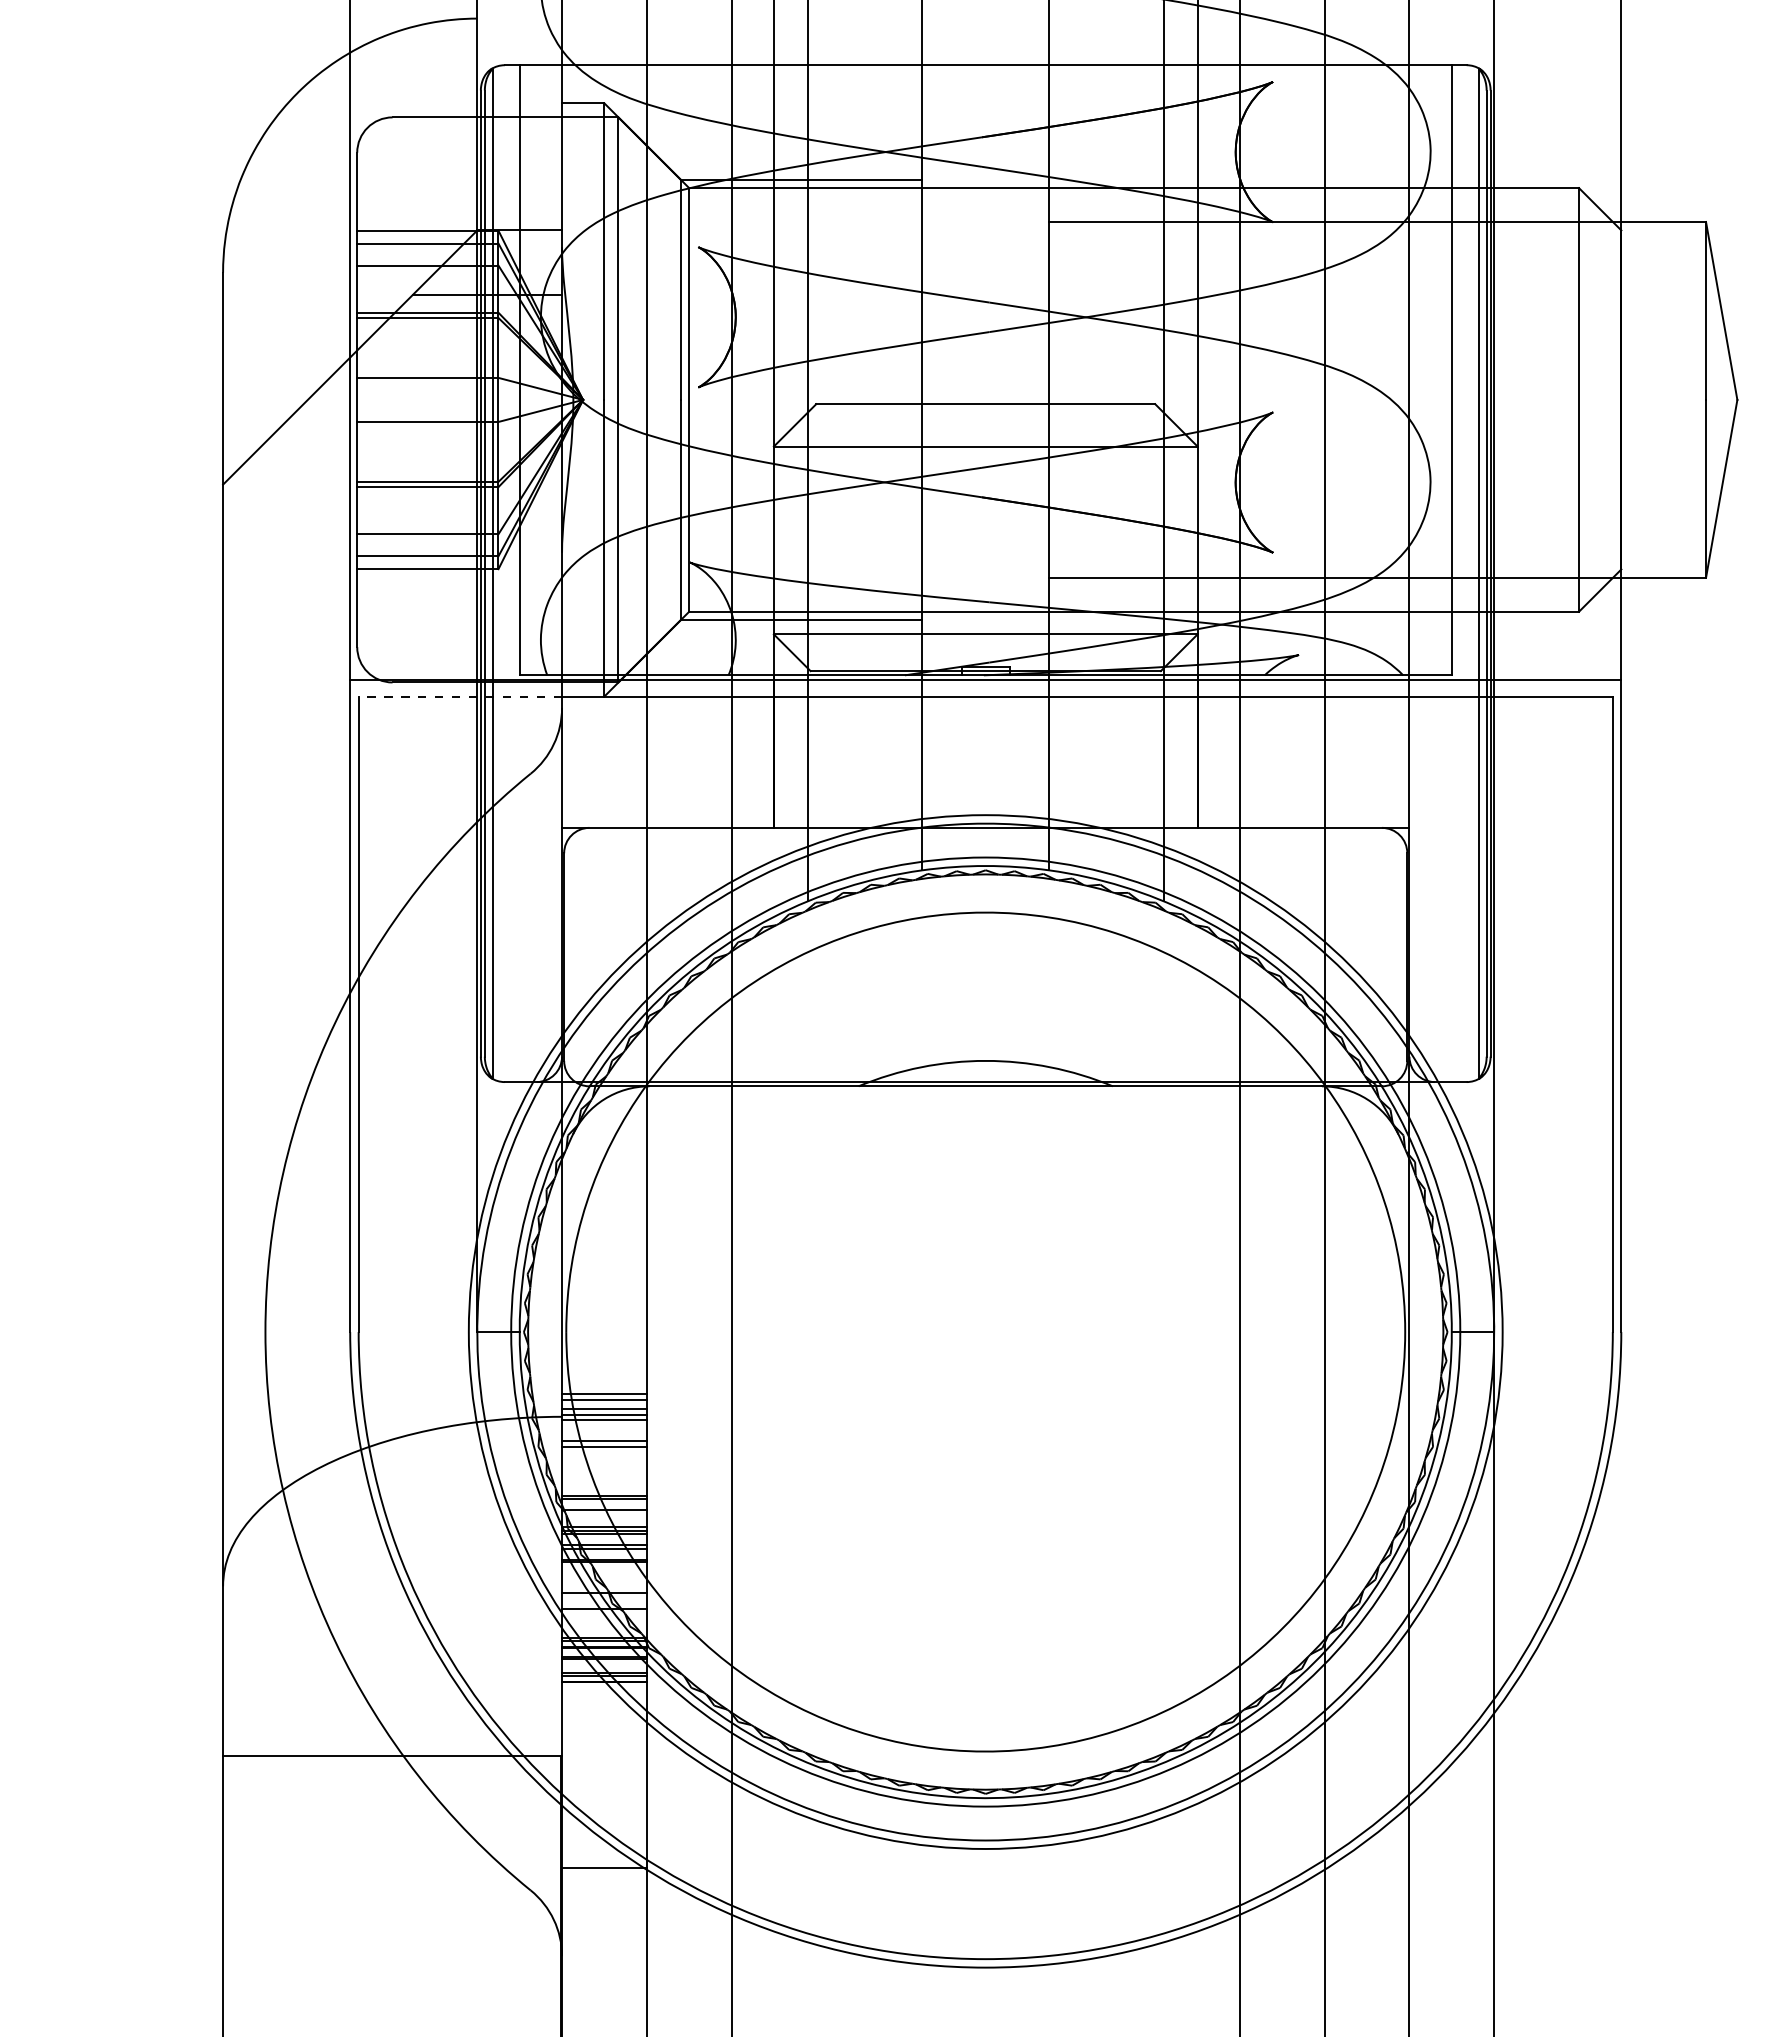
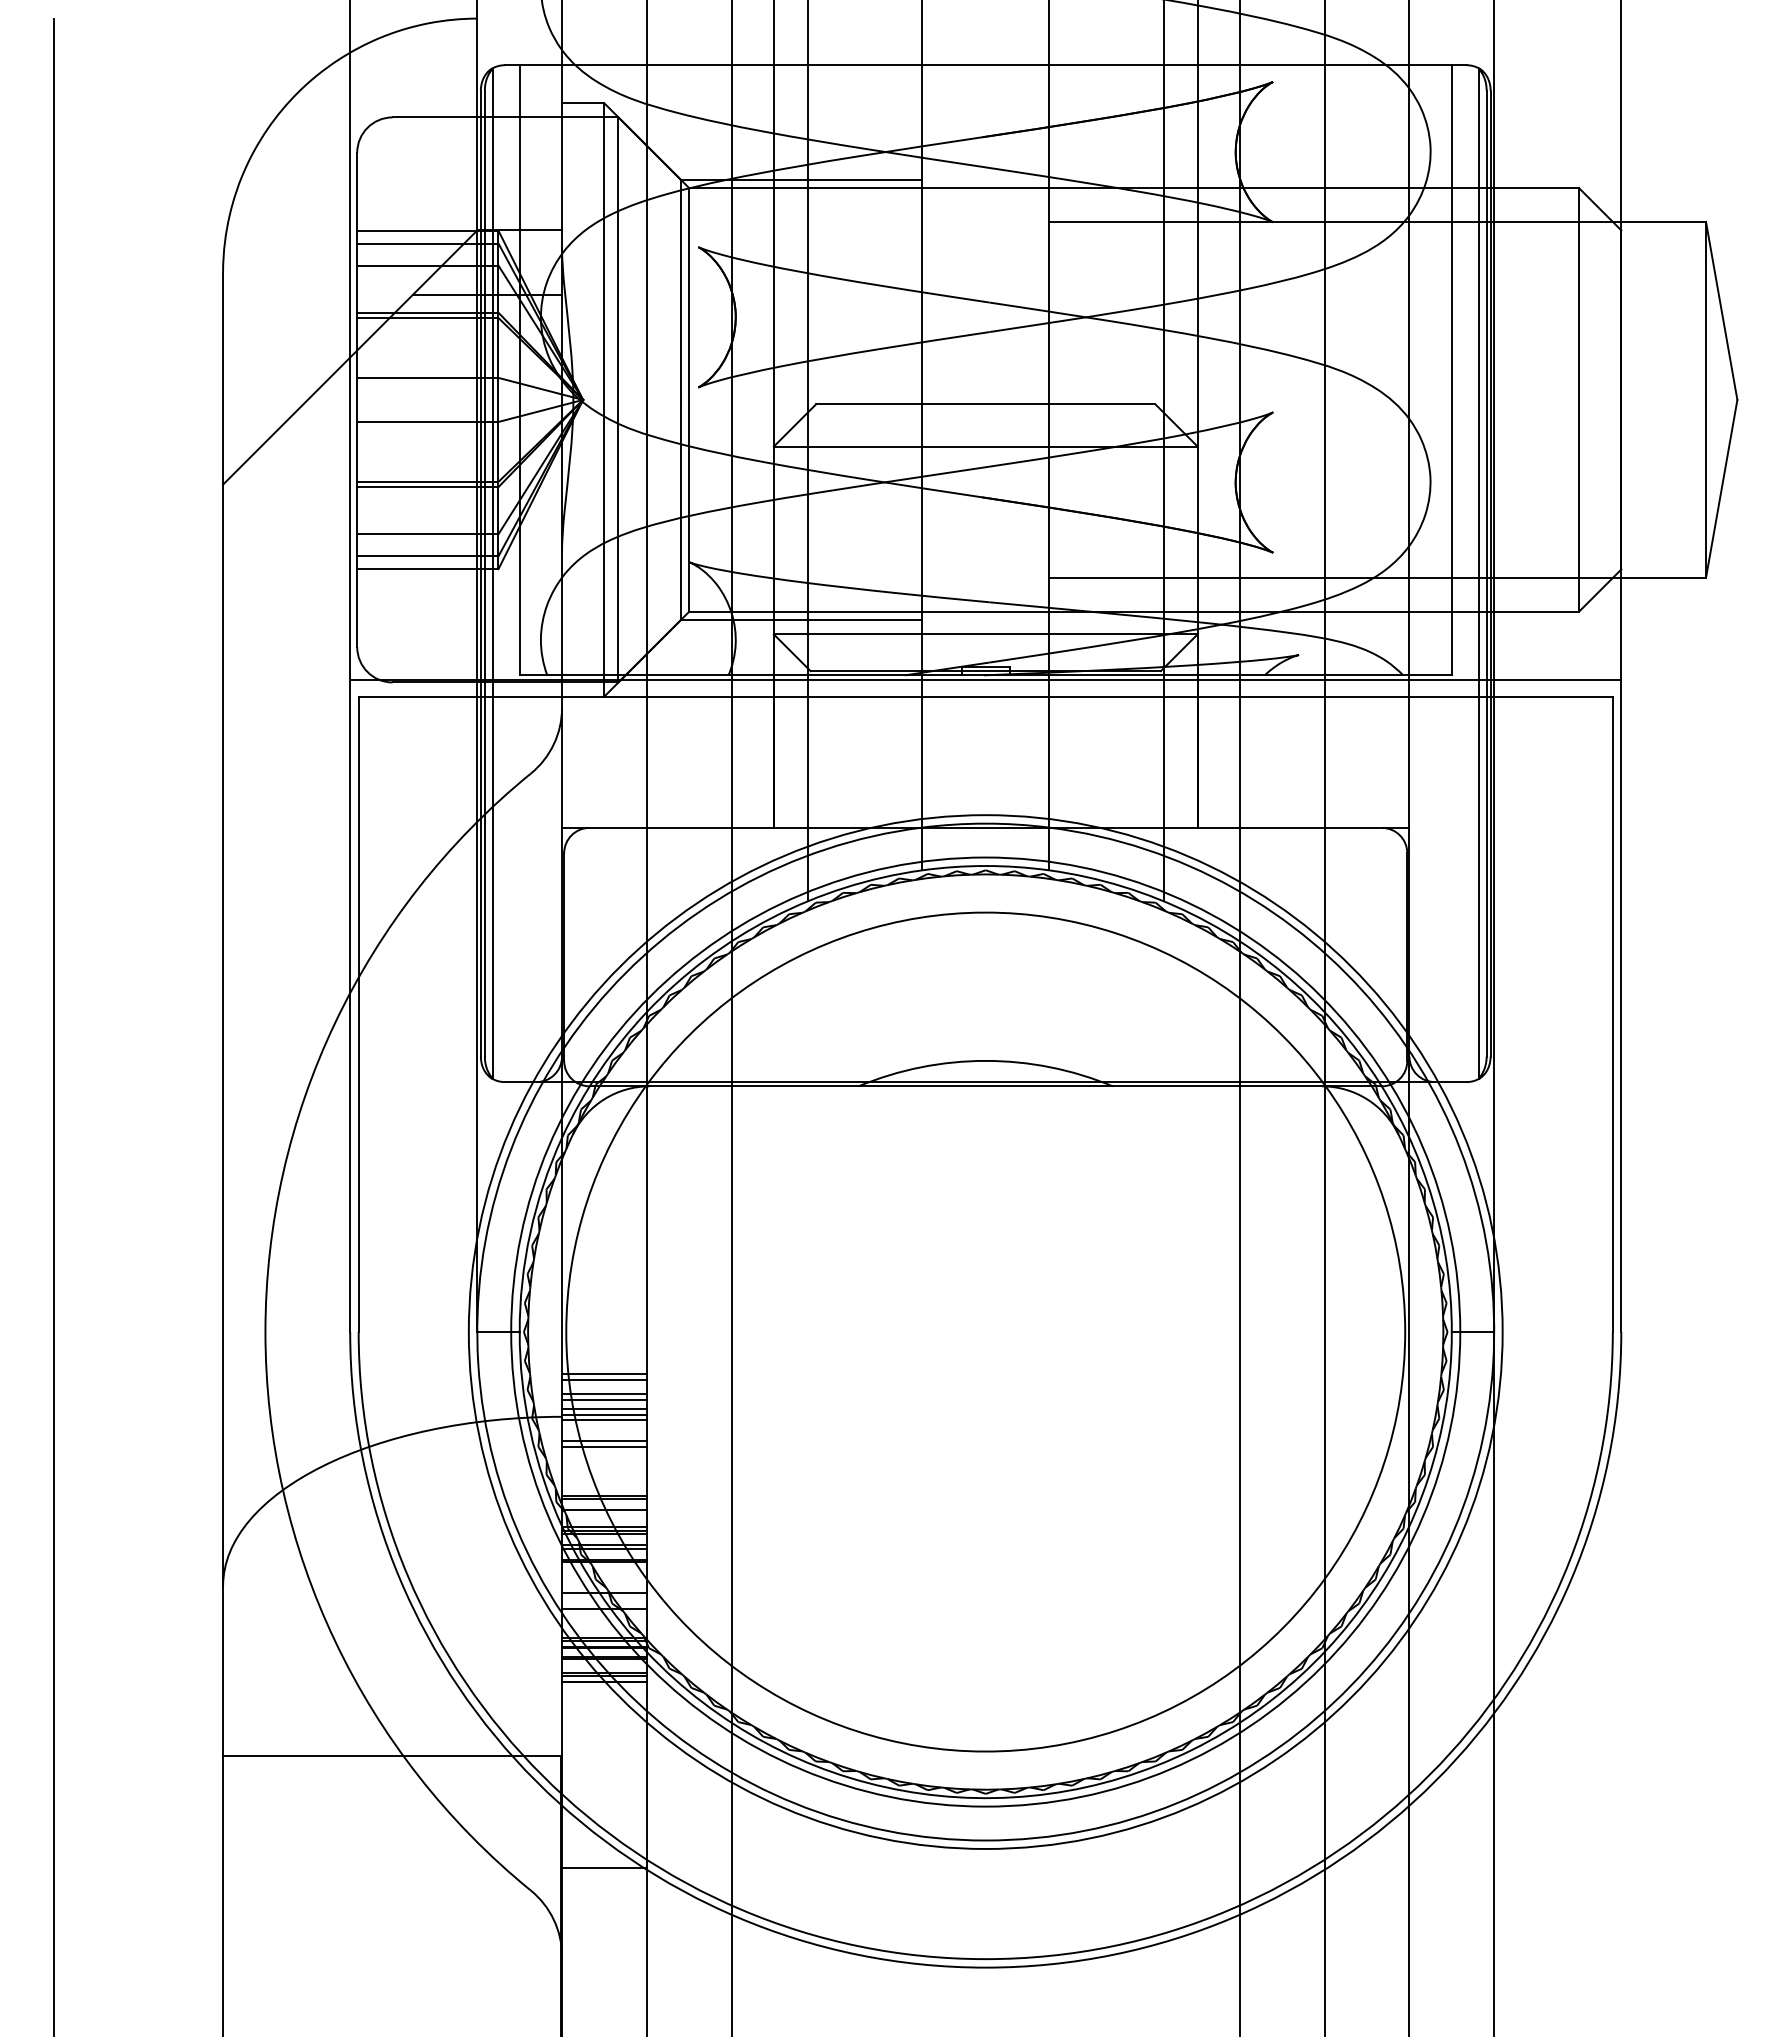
line: dashed -> solid (460, 696)
line: none -> present (53, 1025)
line: none -> present (604, 1374)
line: none -> present (604, 1379)
